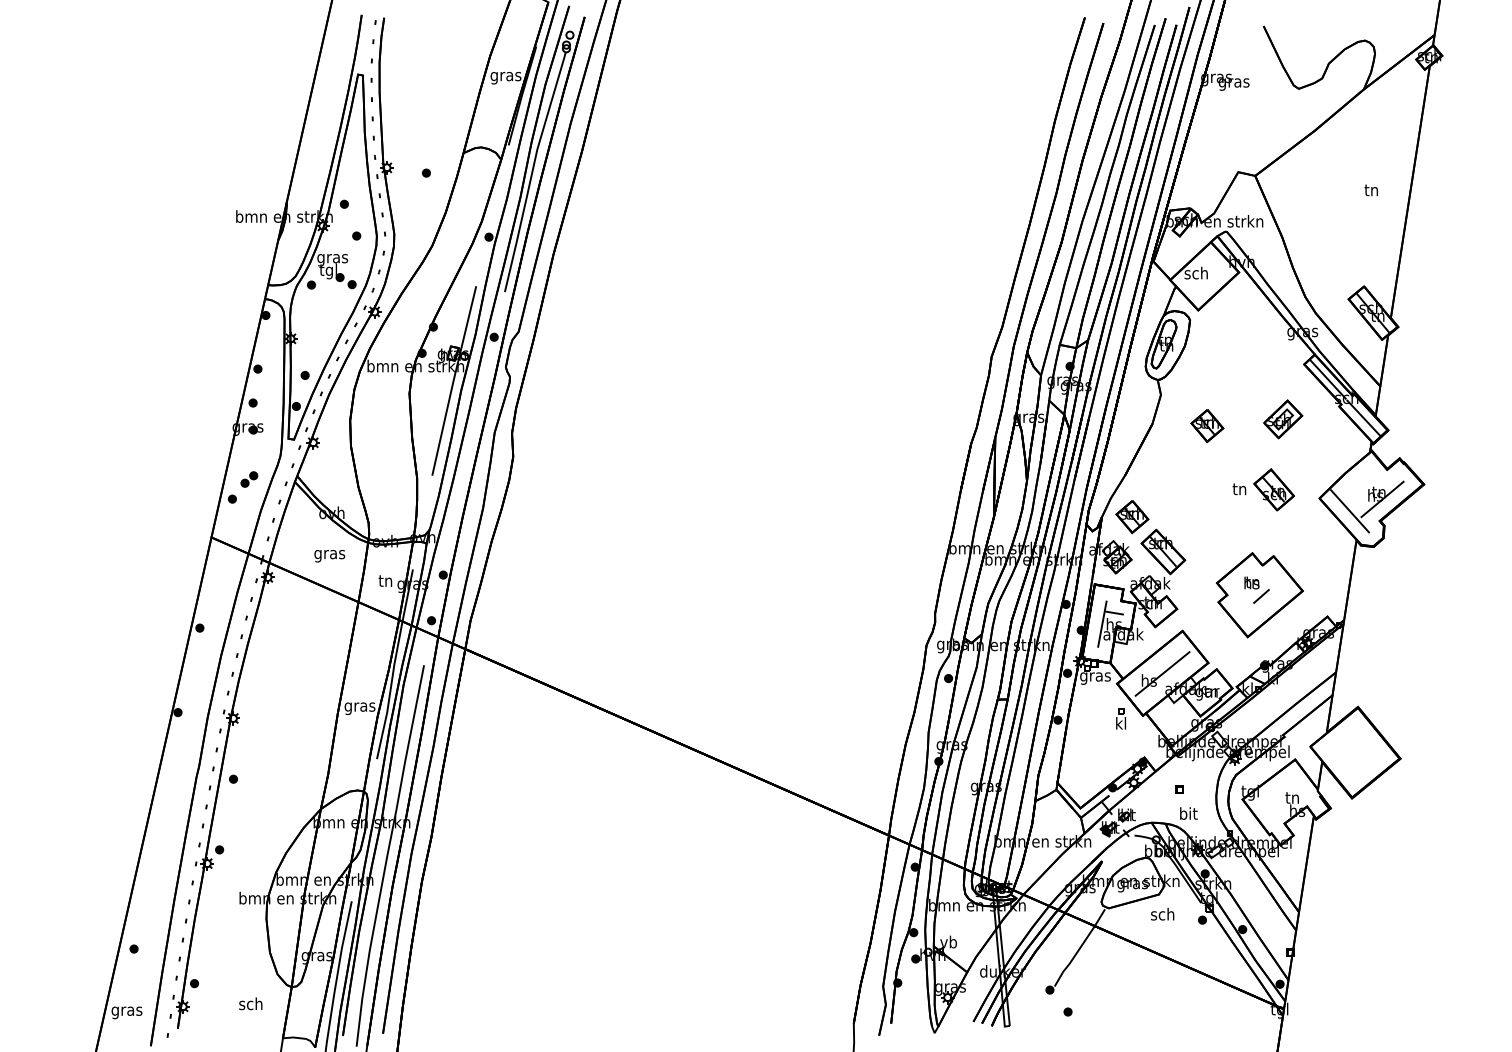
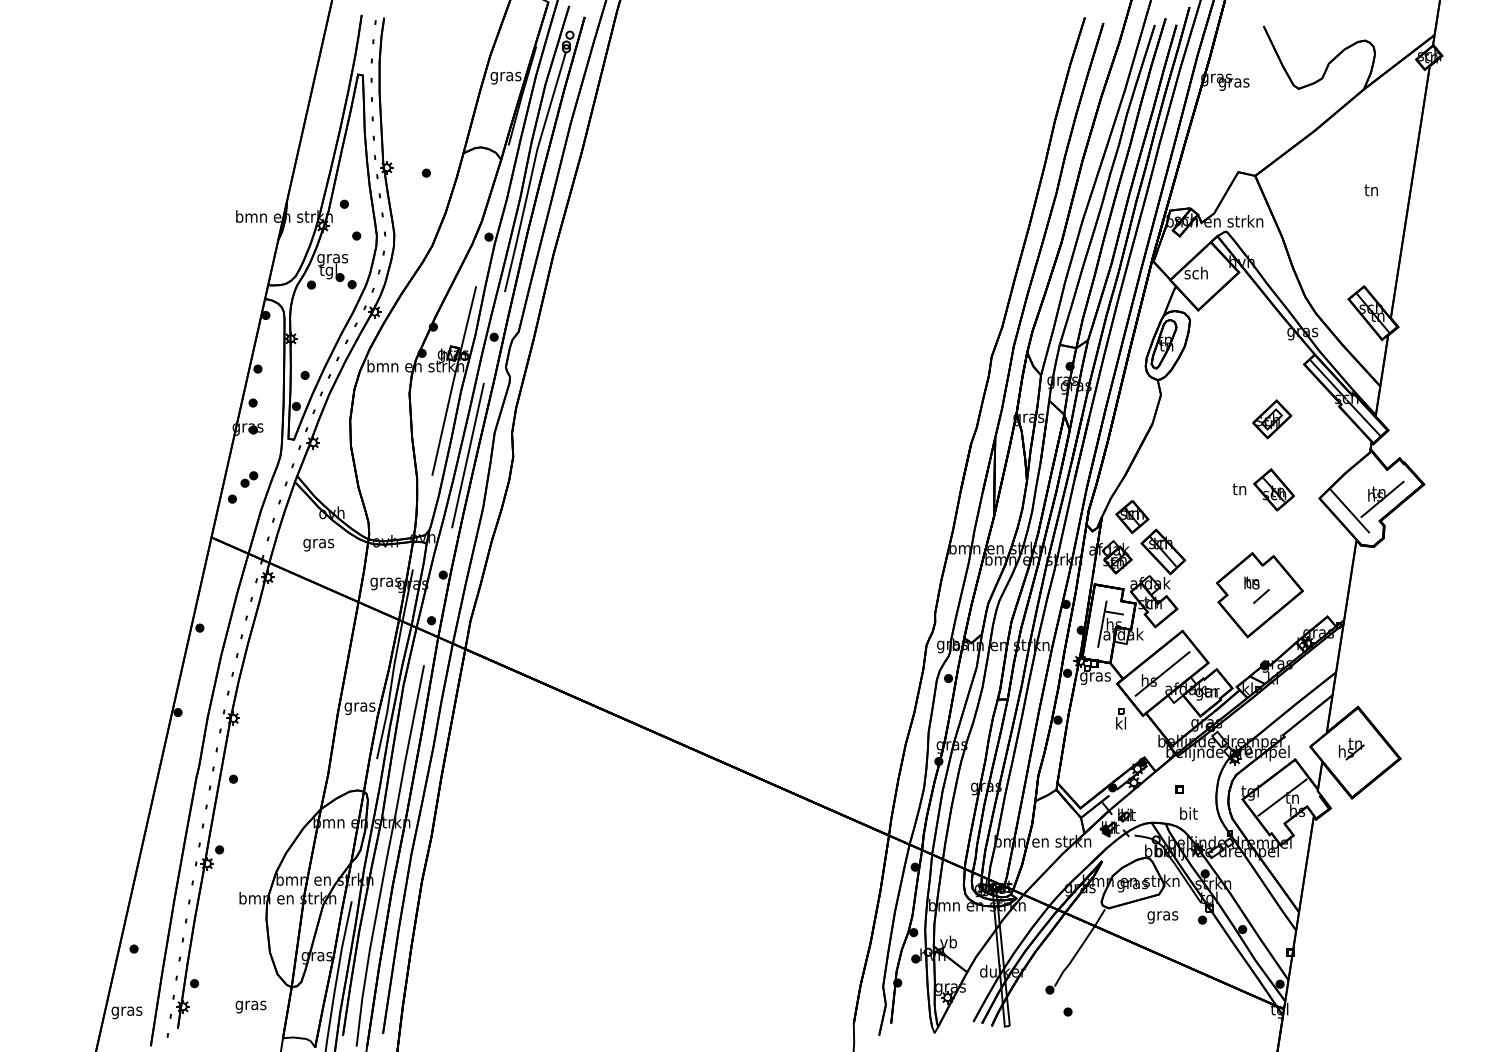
part position: (1283, 419) -> (1272, 419) (1272, 419)
part: present -> none (1207, 426)
line: none -> present (467, 455)
text position: (329, 556) -> (318, 545) (318, 545)
text: tn -> gras (385, 582)
part: none -> present (1351, 749)
line: none -> present (1282, 797)
text: sch -> gras (1162, 915)
text: sch -> gras (250, 1005)
